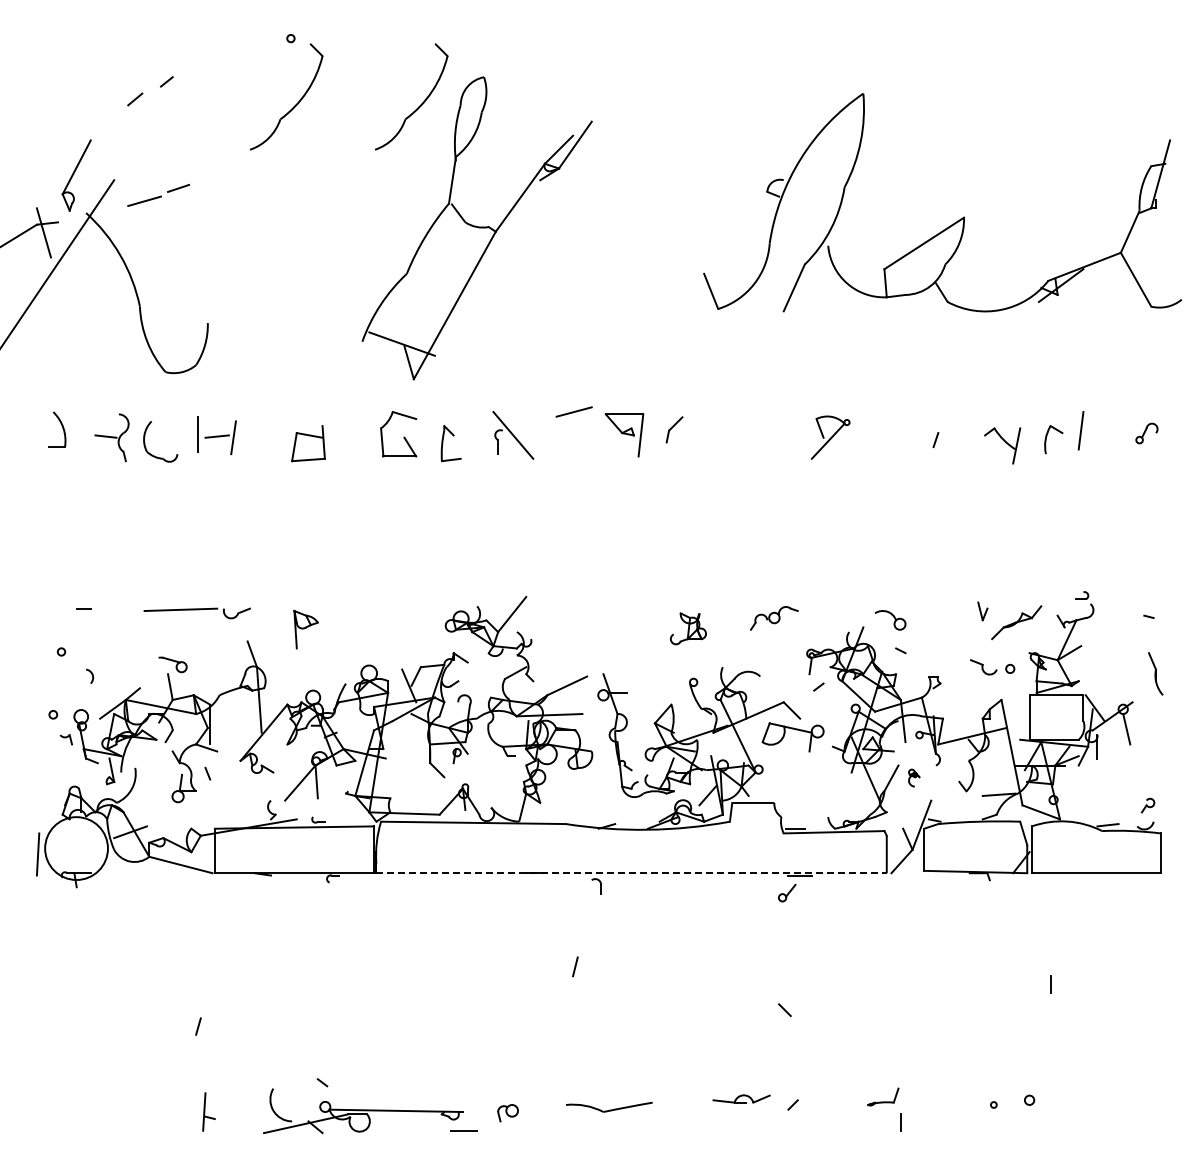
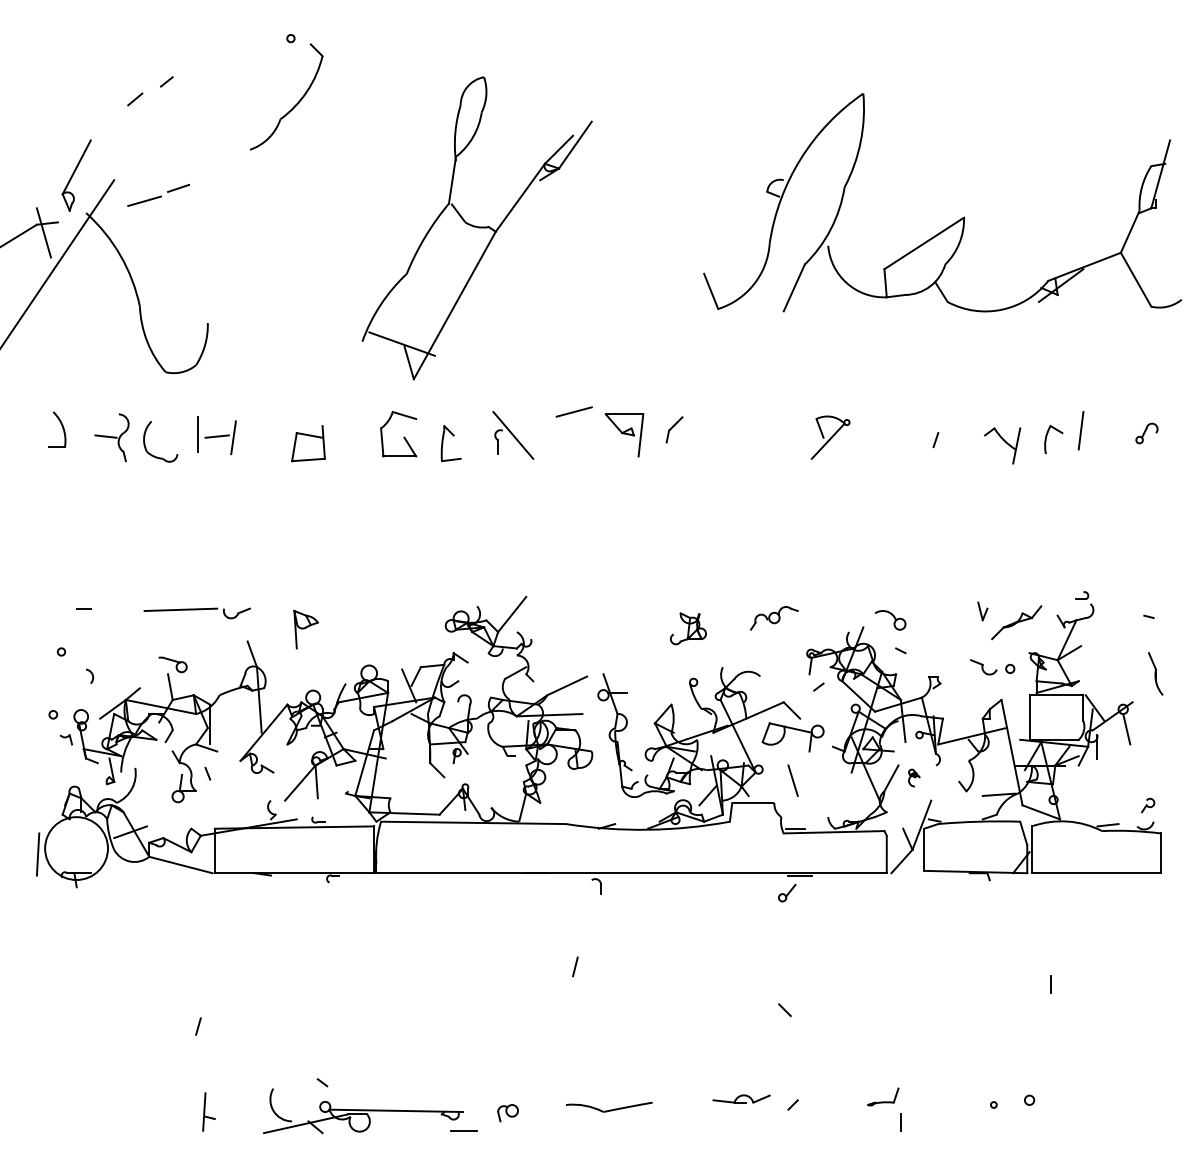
part: present -> none (420, 104)
line: none -> present (792, 780)
line: dashed -> solid (632, 873)
